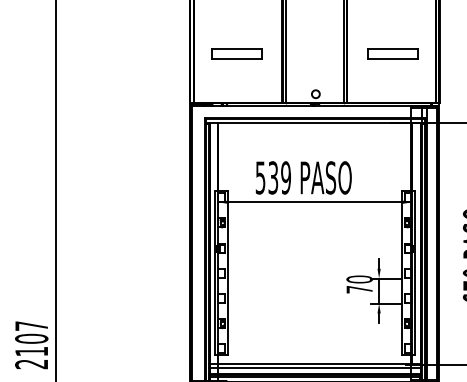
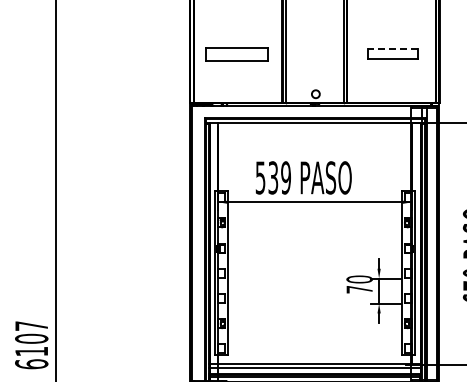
line: solid -> dashed (393, 48)
part size: 52x12 px -> 64x15 px (236, 54)
text: 2107 -> 6107 (31, 364)
